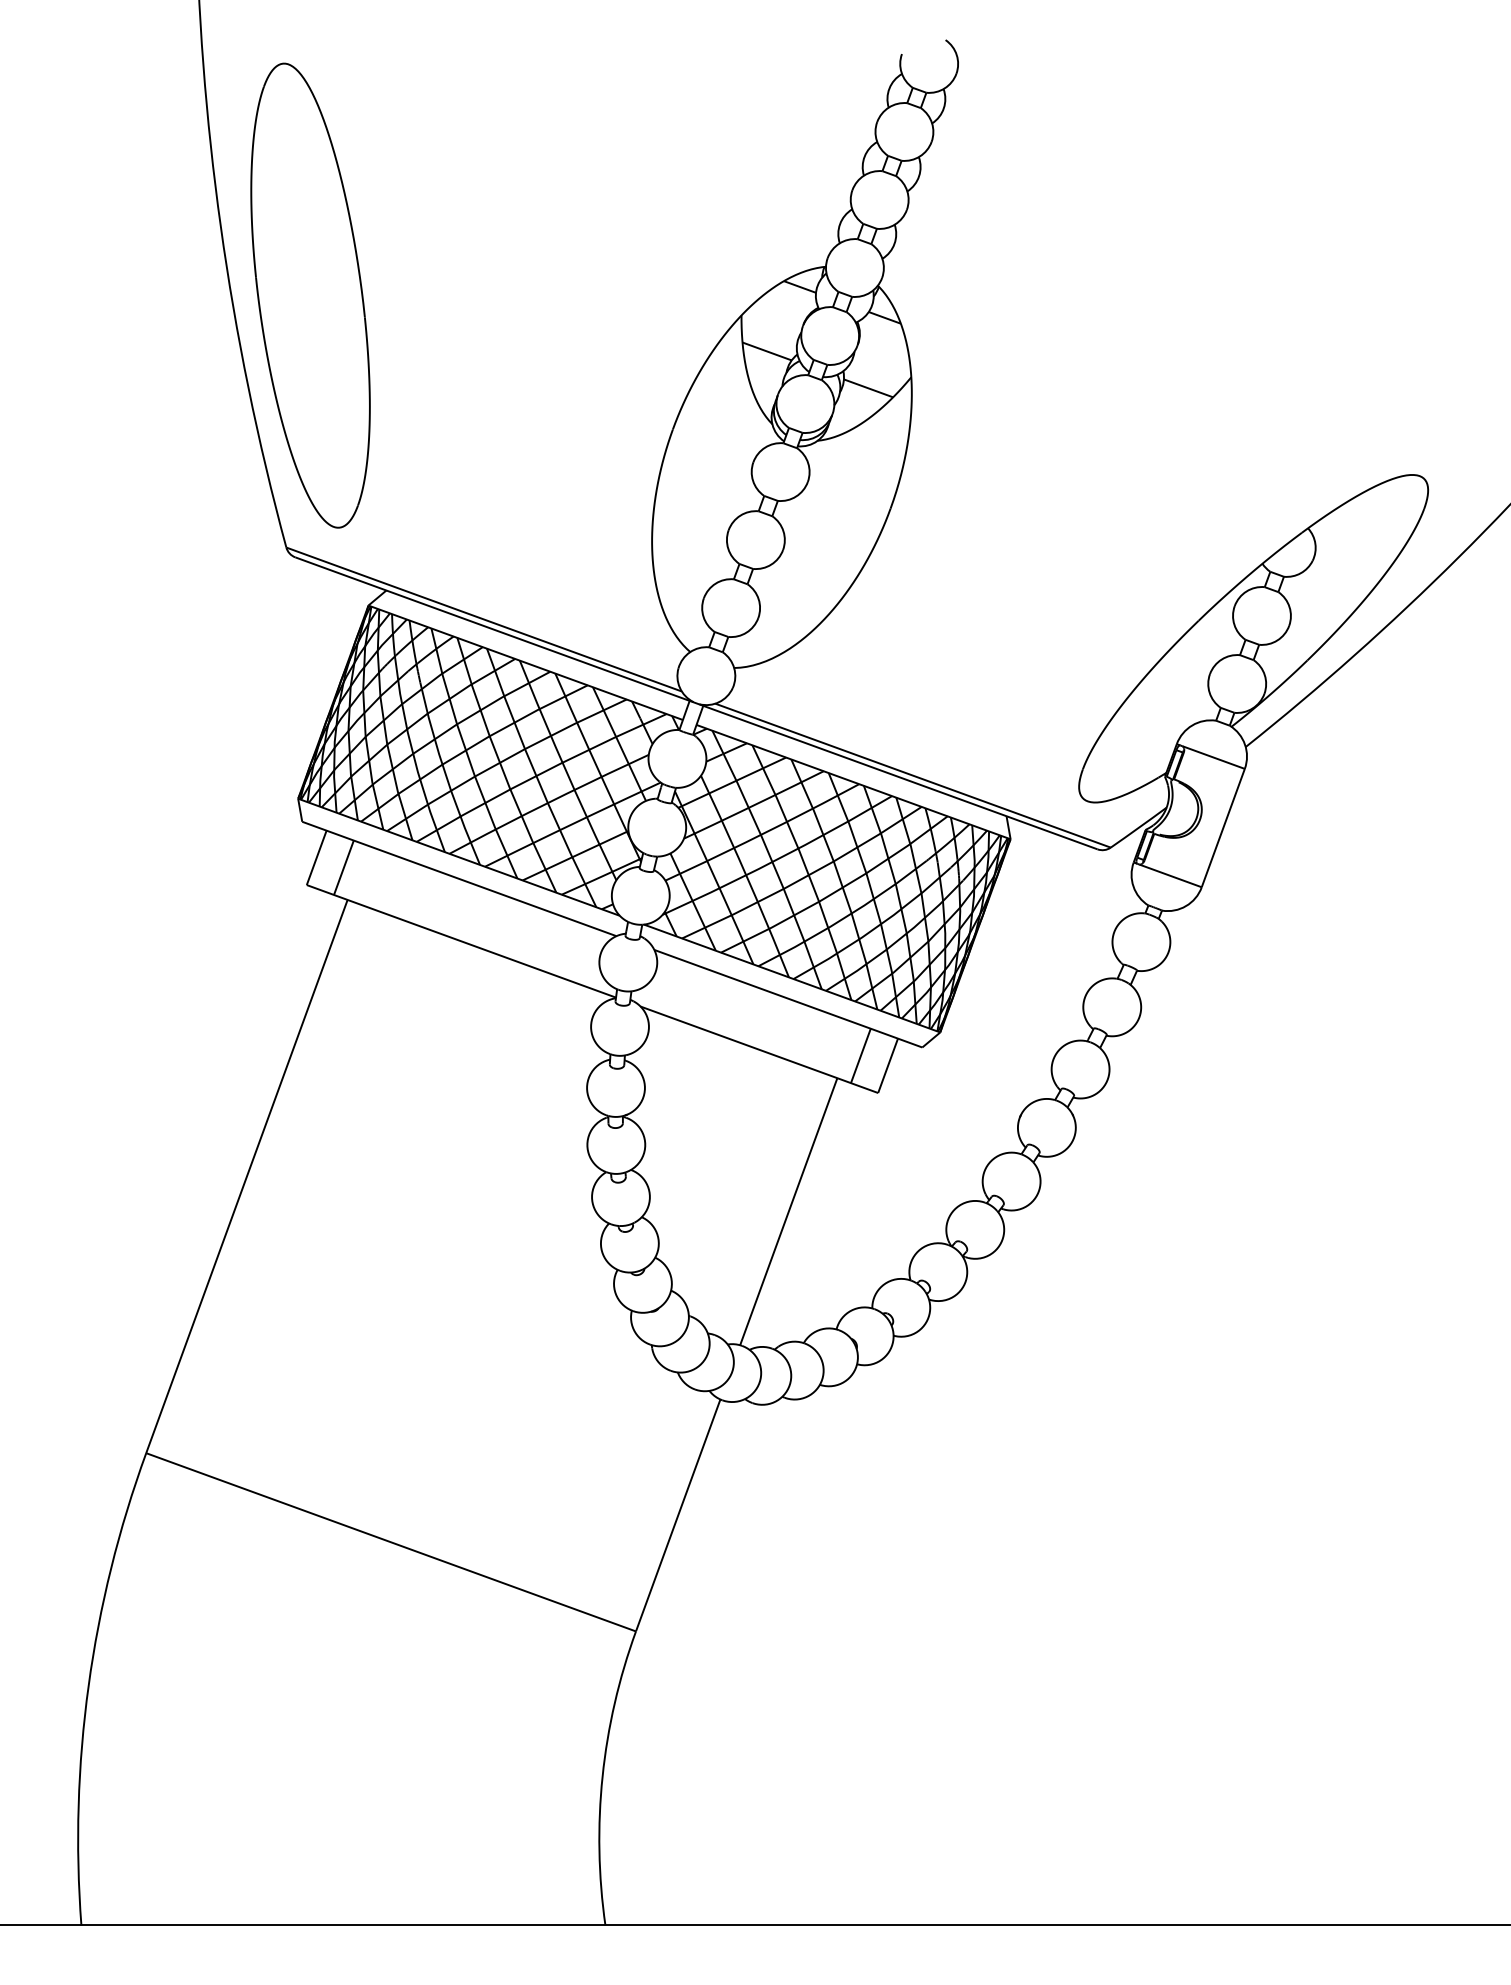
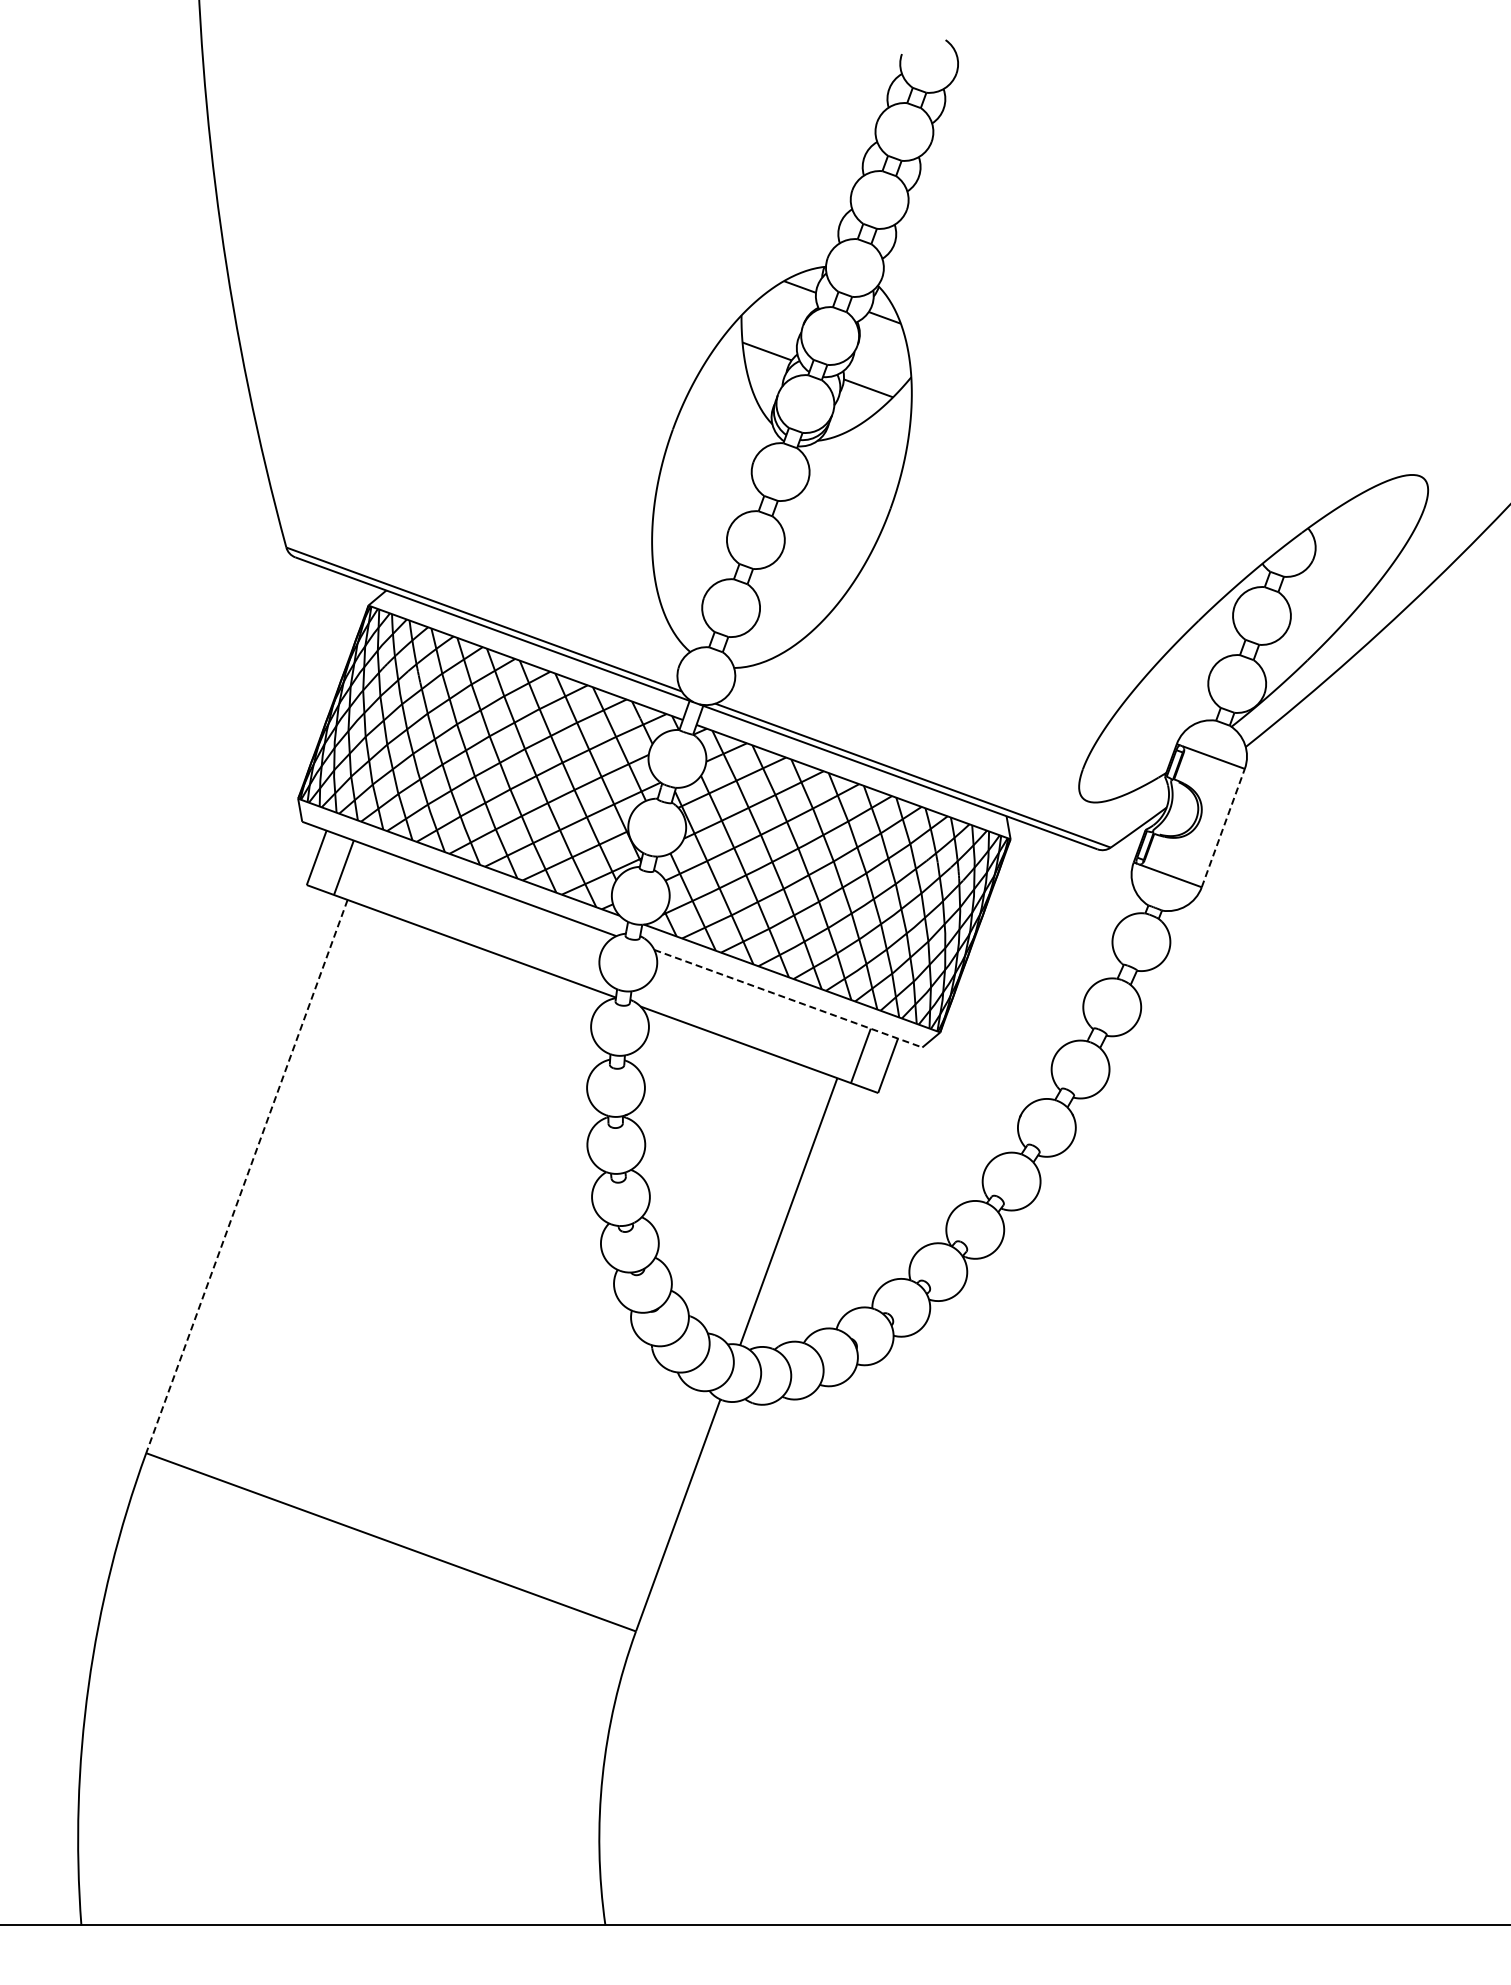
part: present -> none (310, 295)
line: solid -> dashed (1223, 828)
line: solid -> dashed (788, 998)
line: solid -> dashed (246, 1177)
